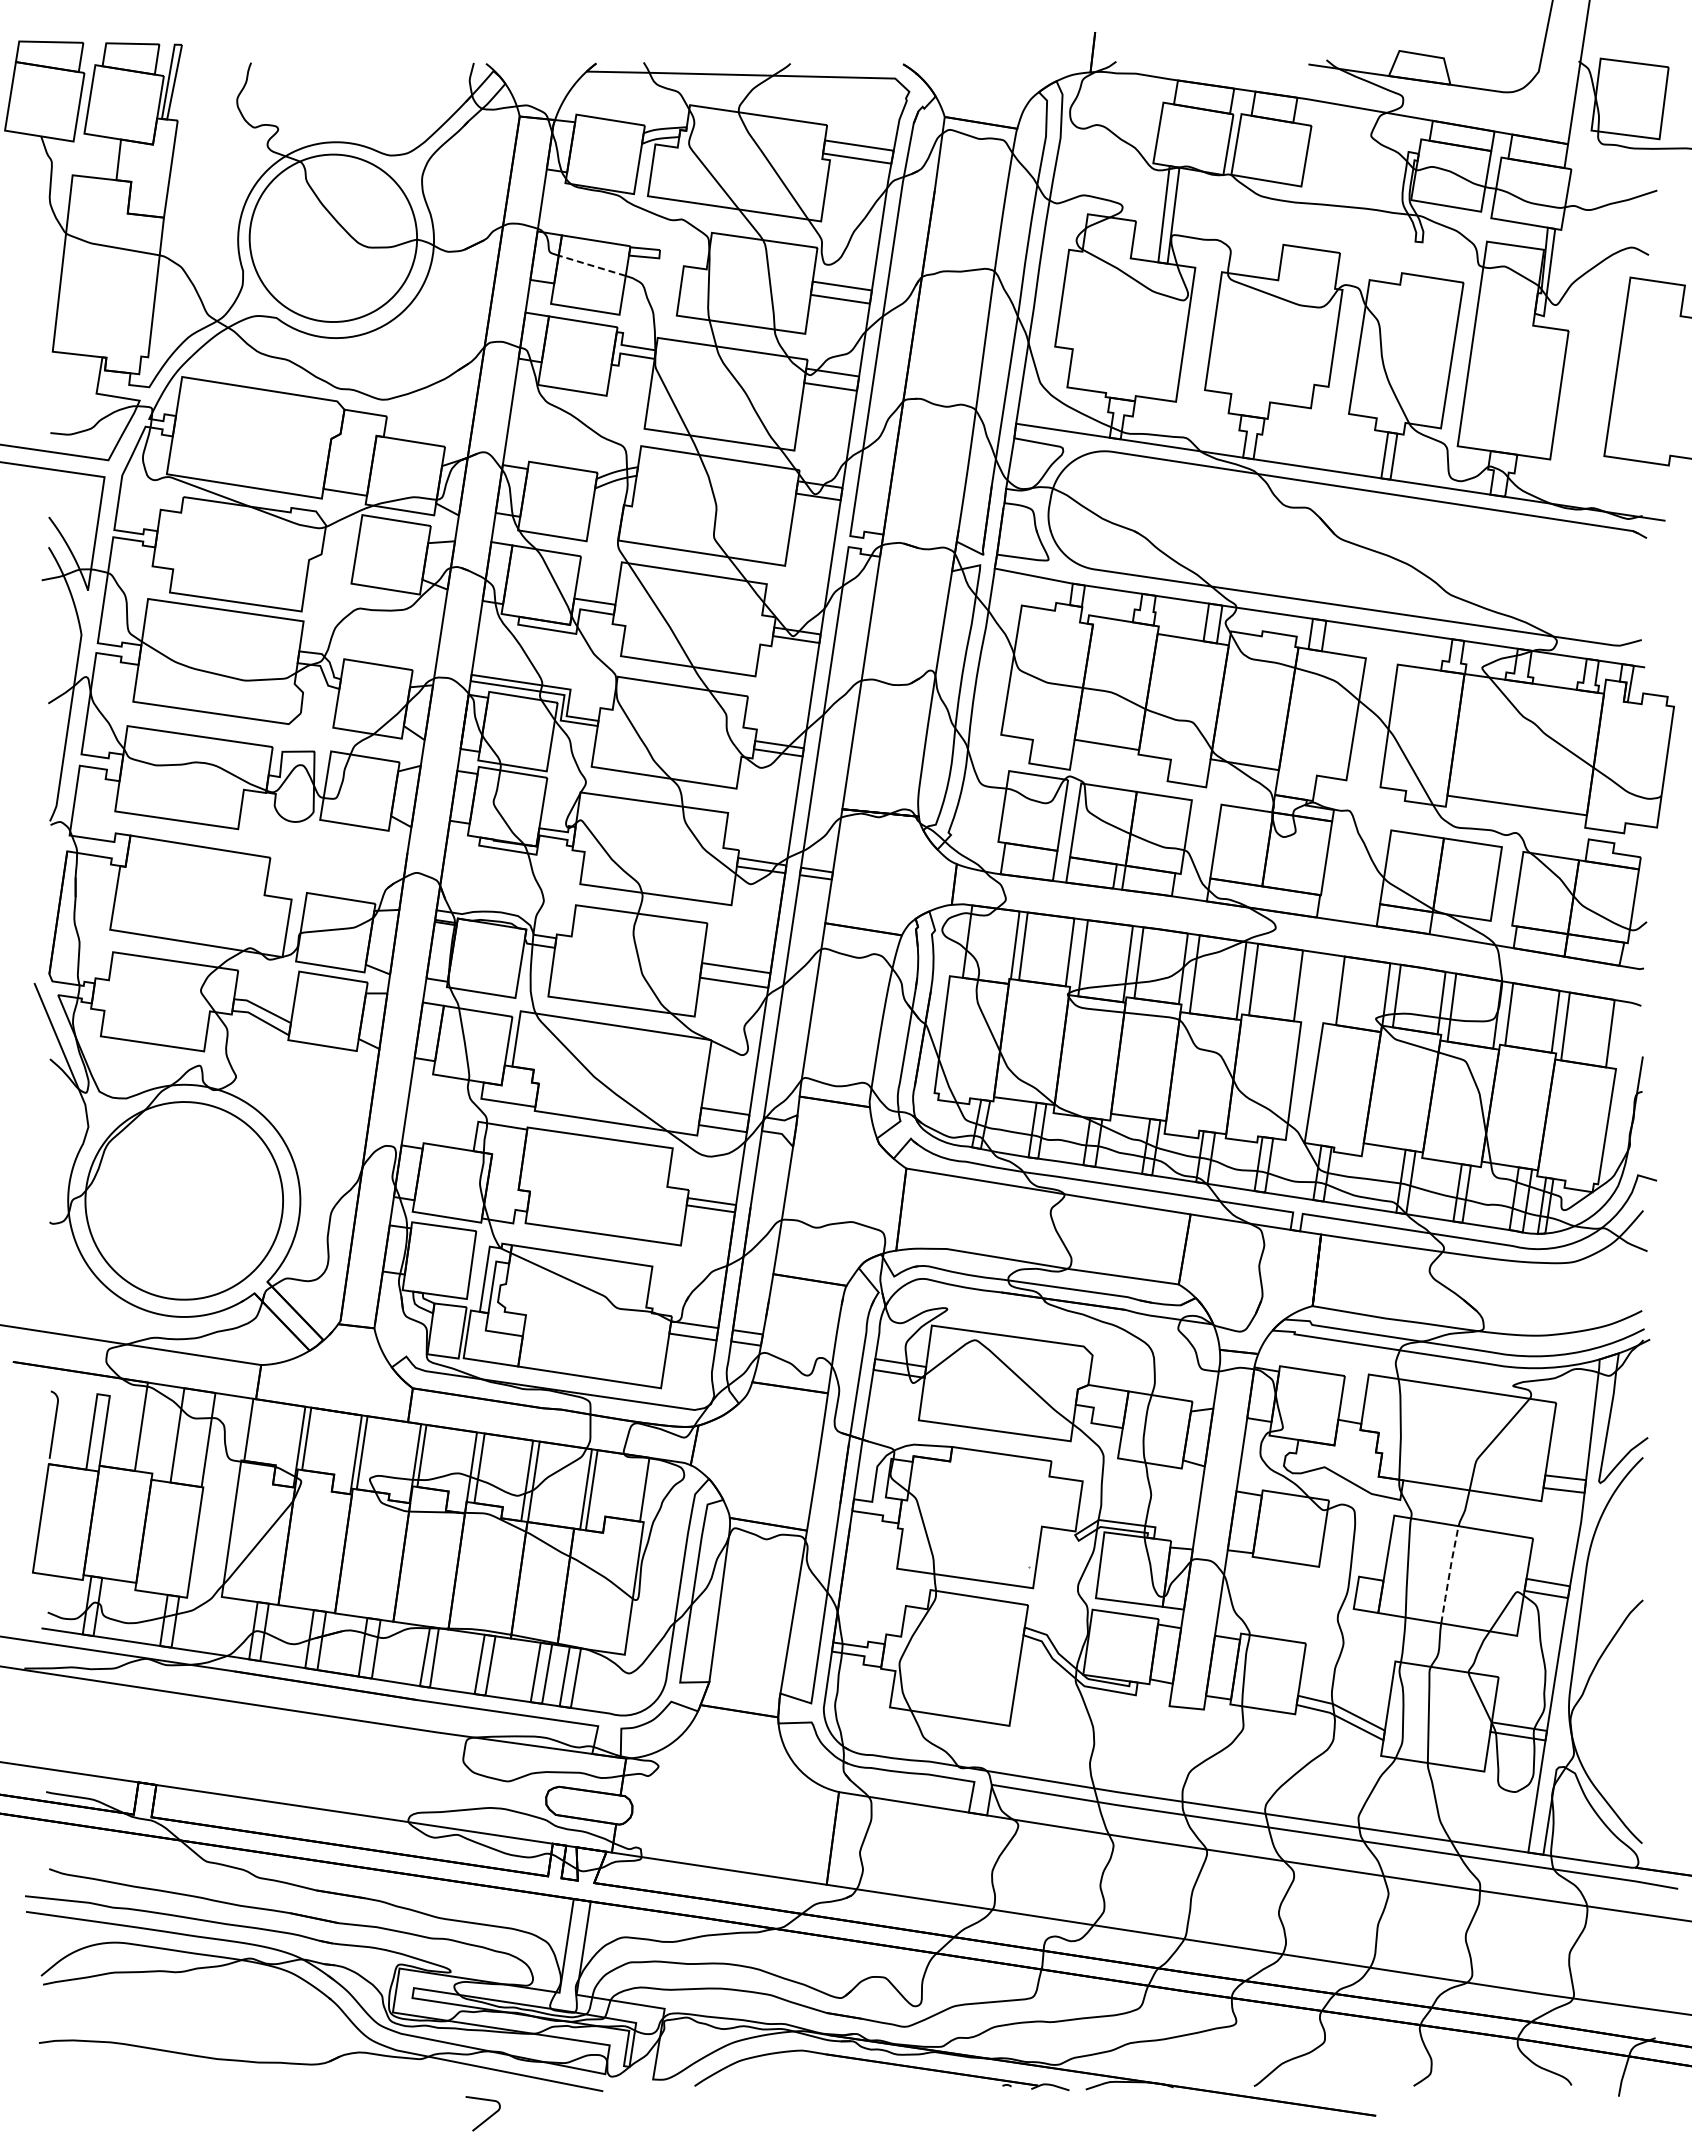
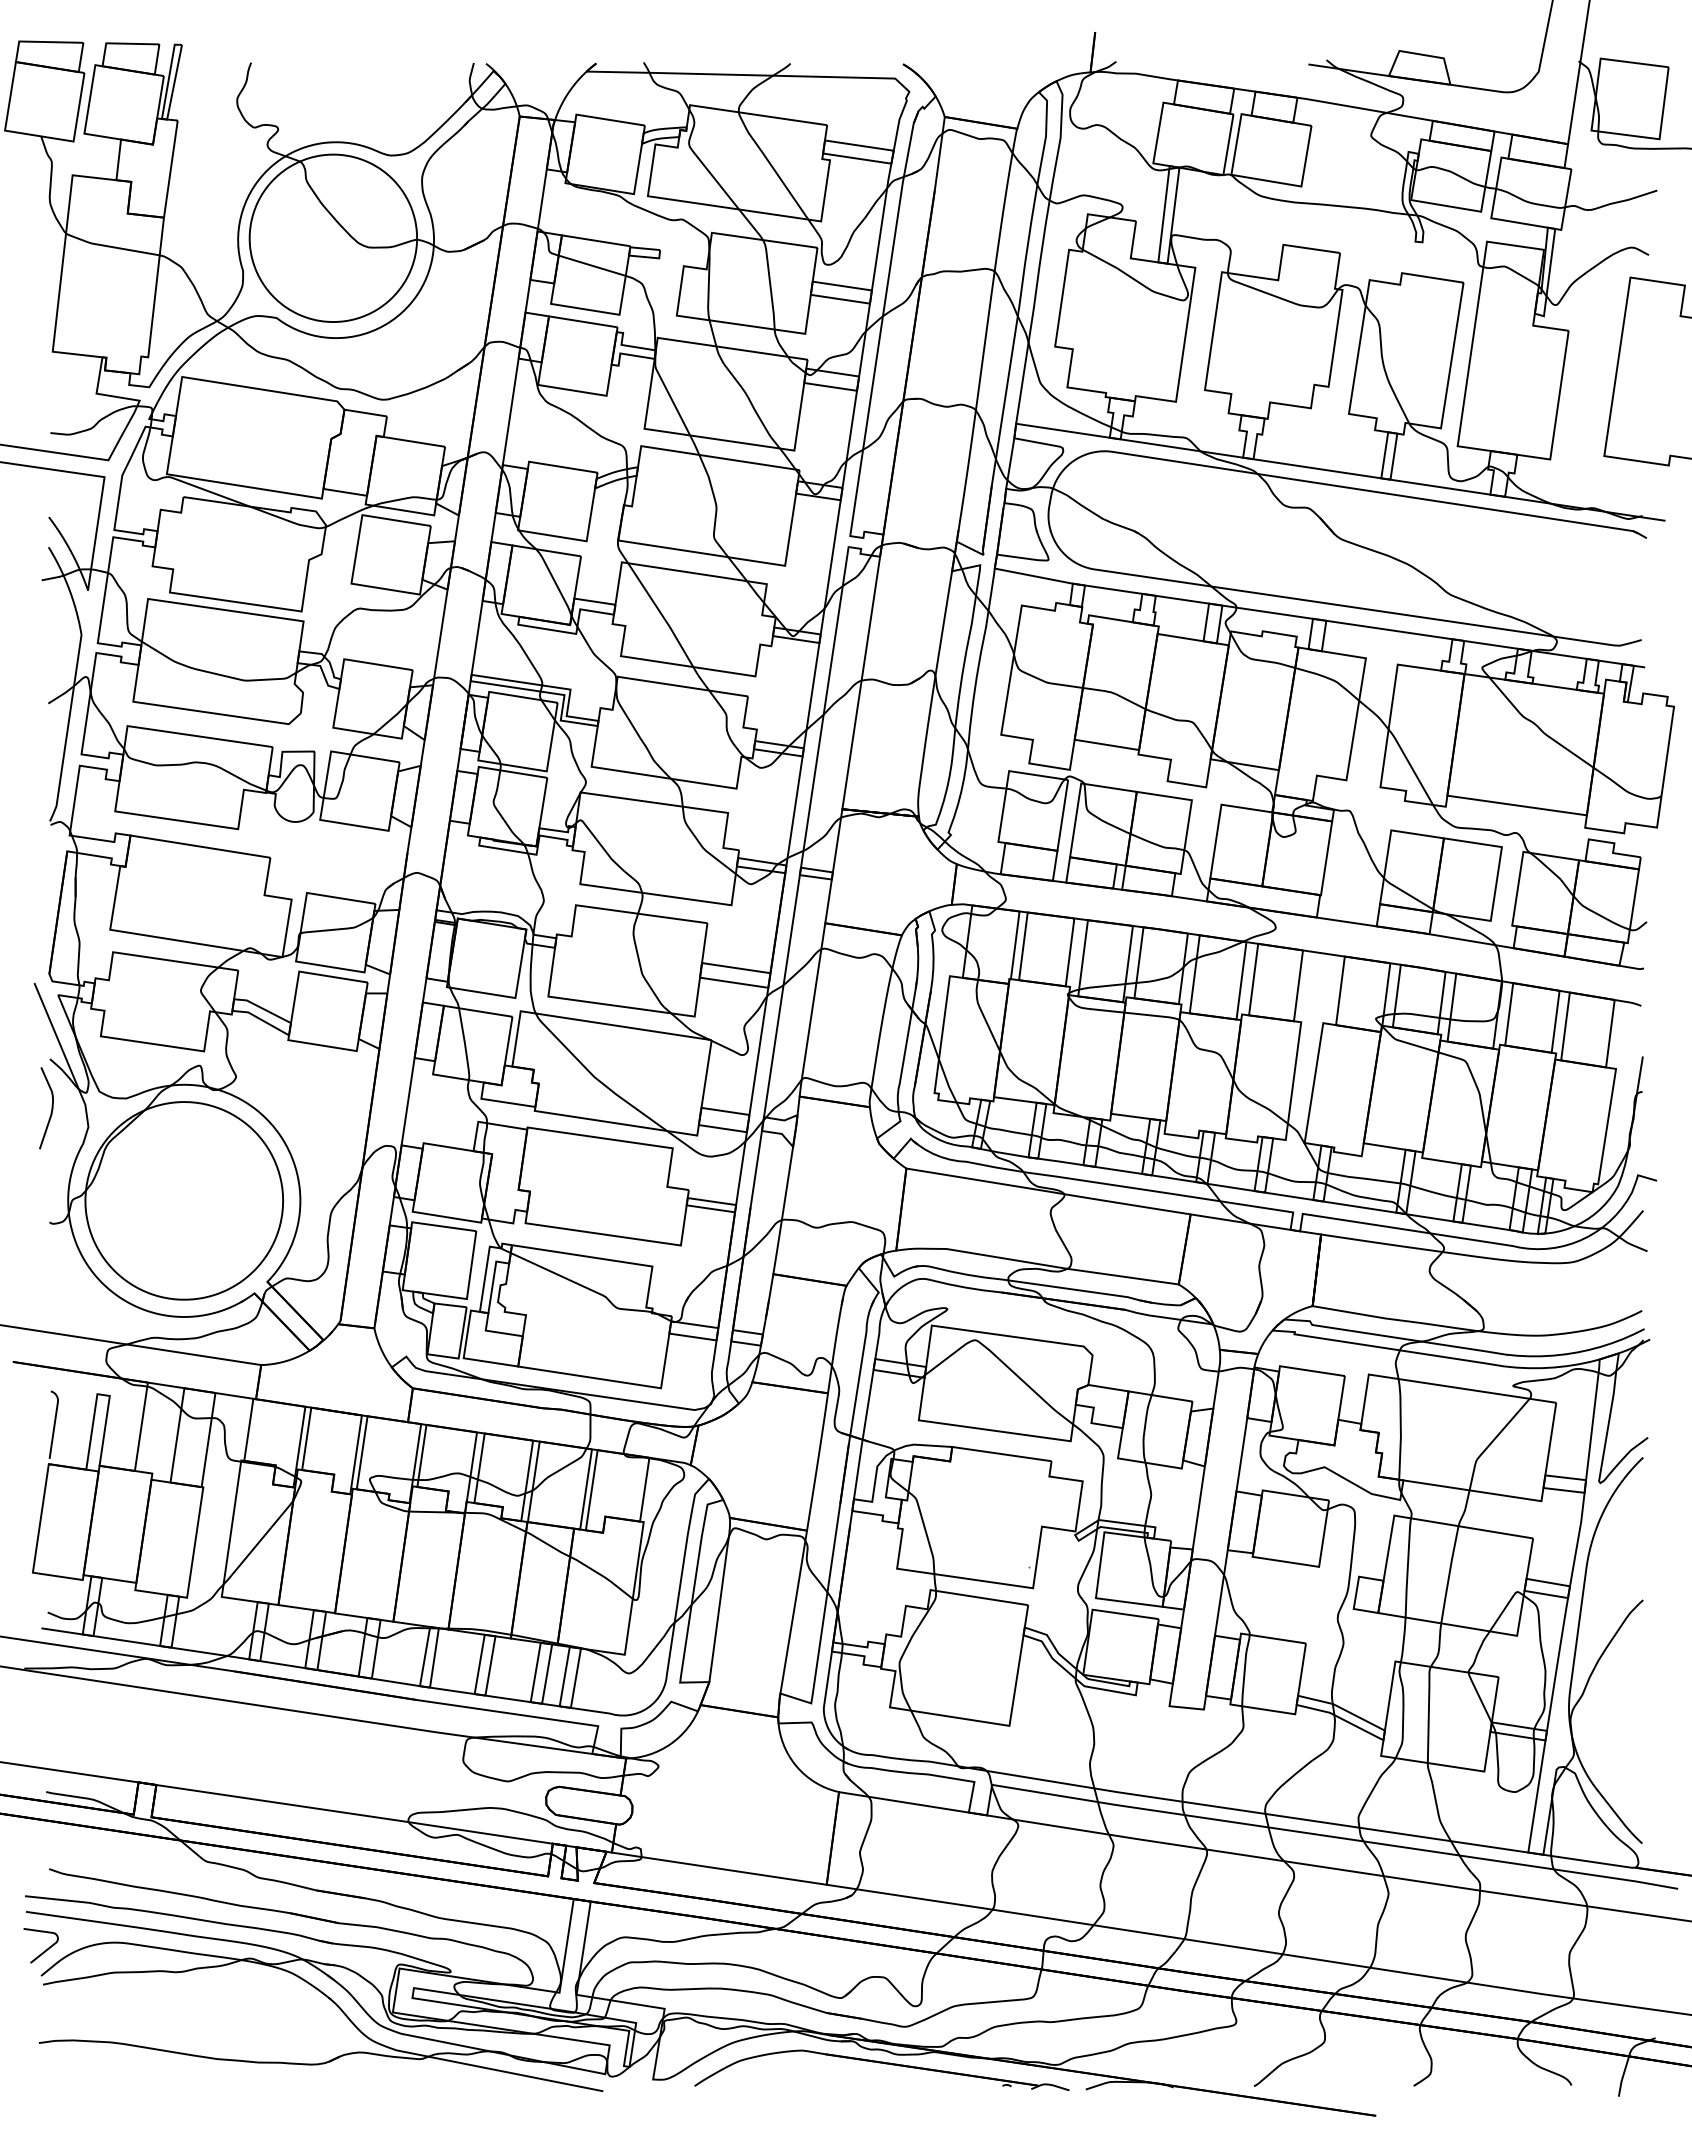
line: dashed -> solid (591, 265)
curve: none -> present (51, 1108)
line: dashed -> solid (1449, 1574)
curve position: (487, 2117) -> (45, 1949) (45, 1949)
